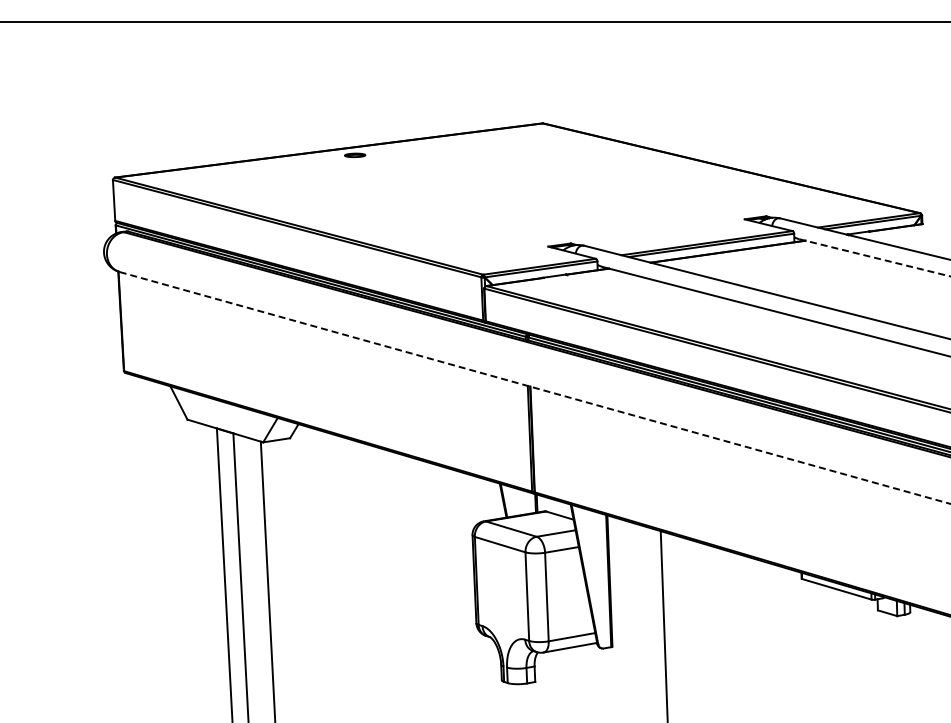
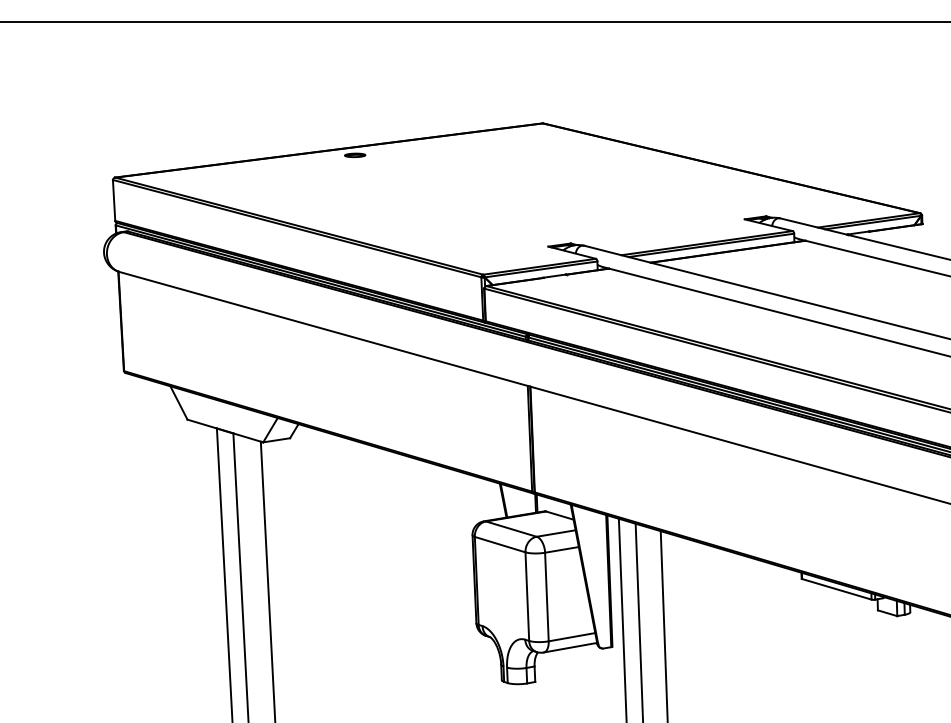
line: dashed -> solid (875, 257)
line: dashed -> solid (535, 388)
line: none -> present (622, 618)
line: none -> present (638, 621)
